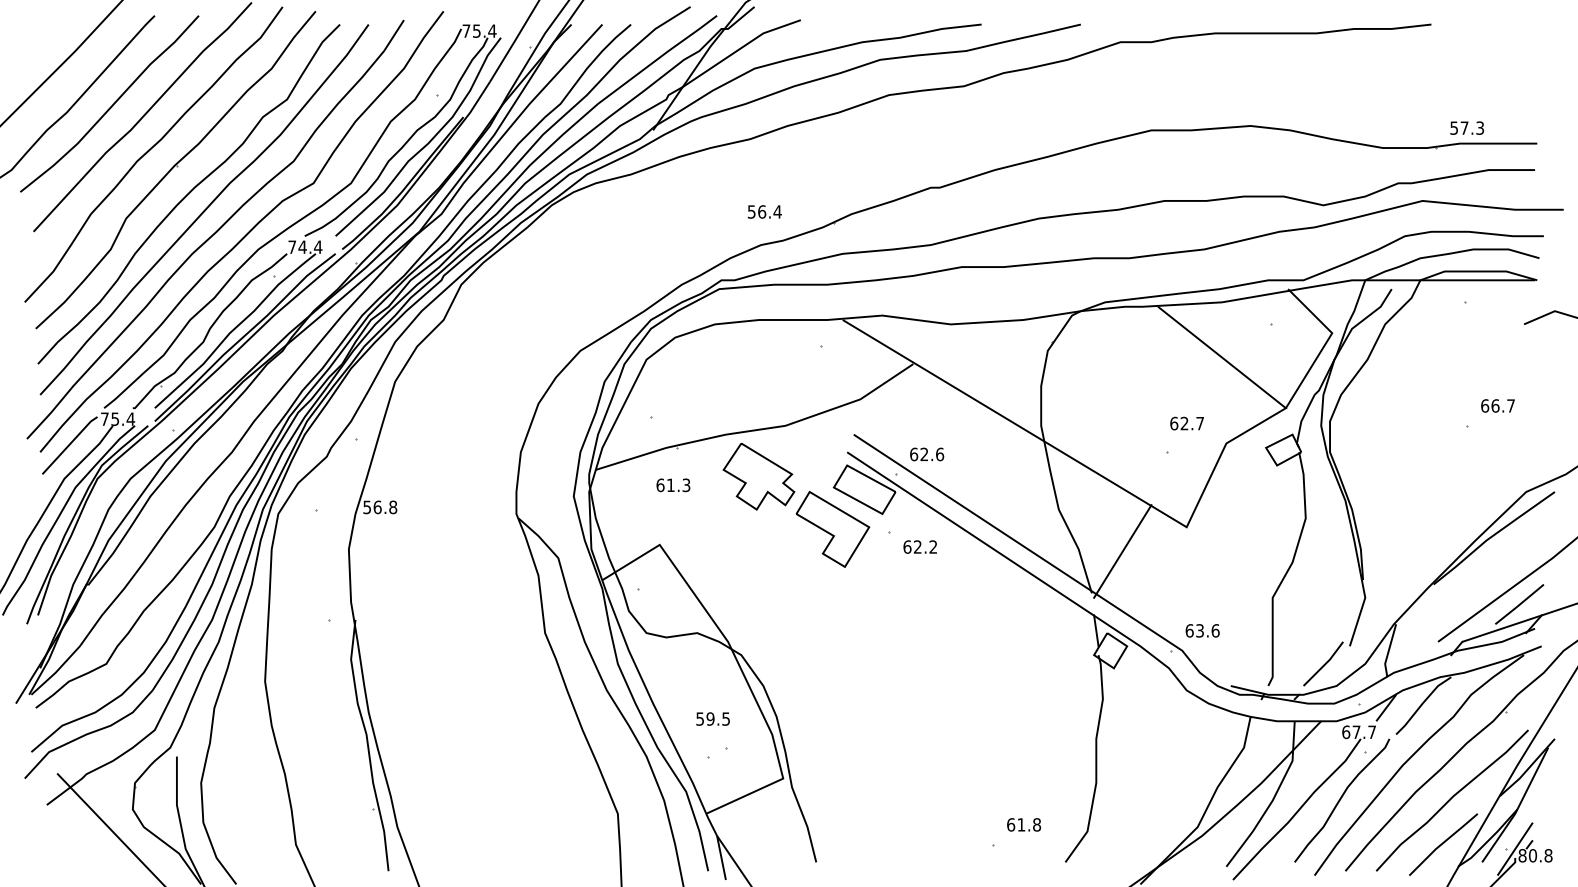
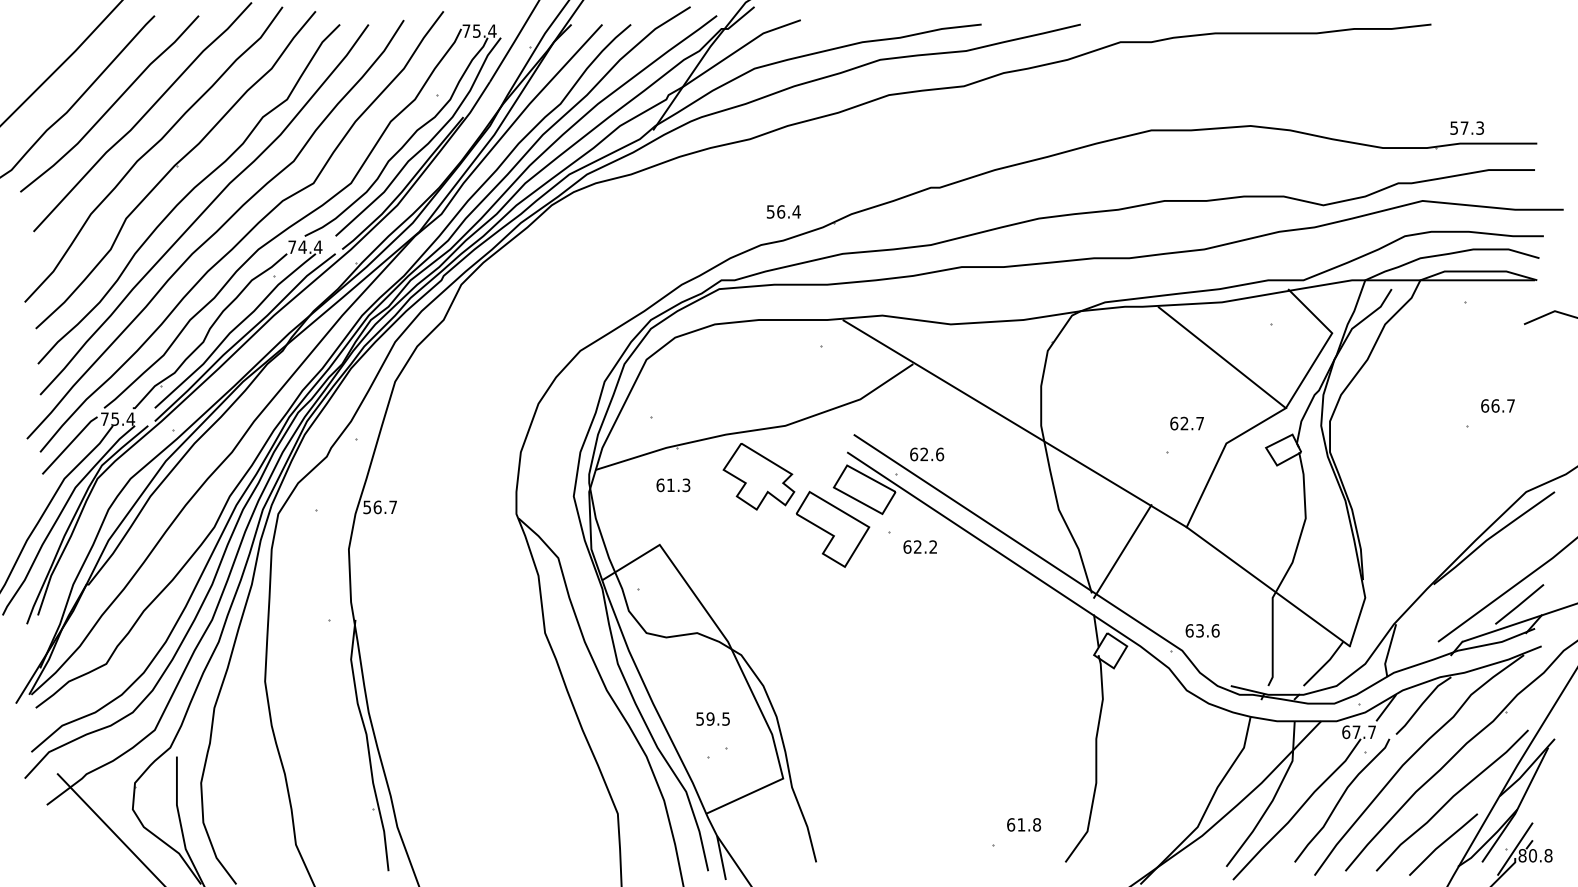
text position: (764, 211) -> (783, 211) (783, 211)
text: 56.8 -> 56.7 (393, 507)
line: none -> present (1267, 586)
